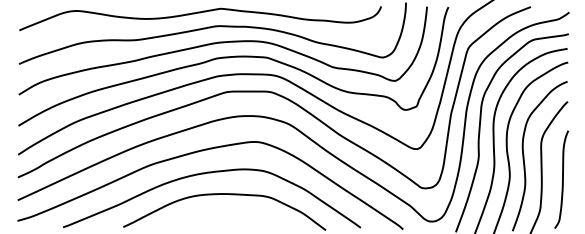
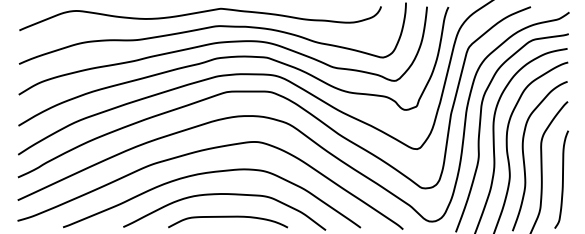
curve: none -> present (227, 217)
